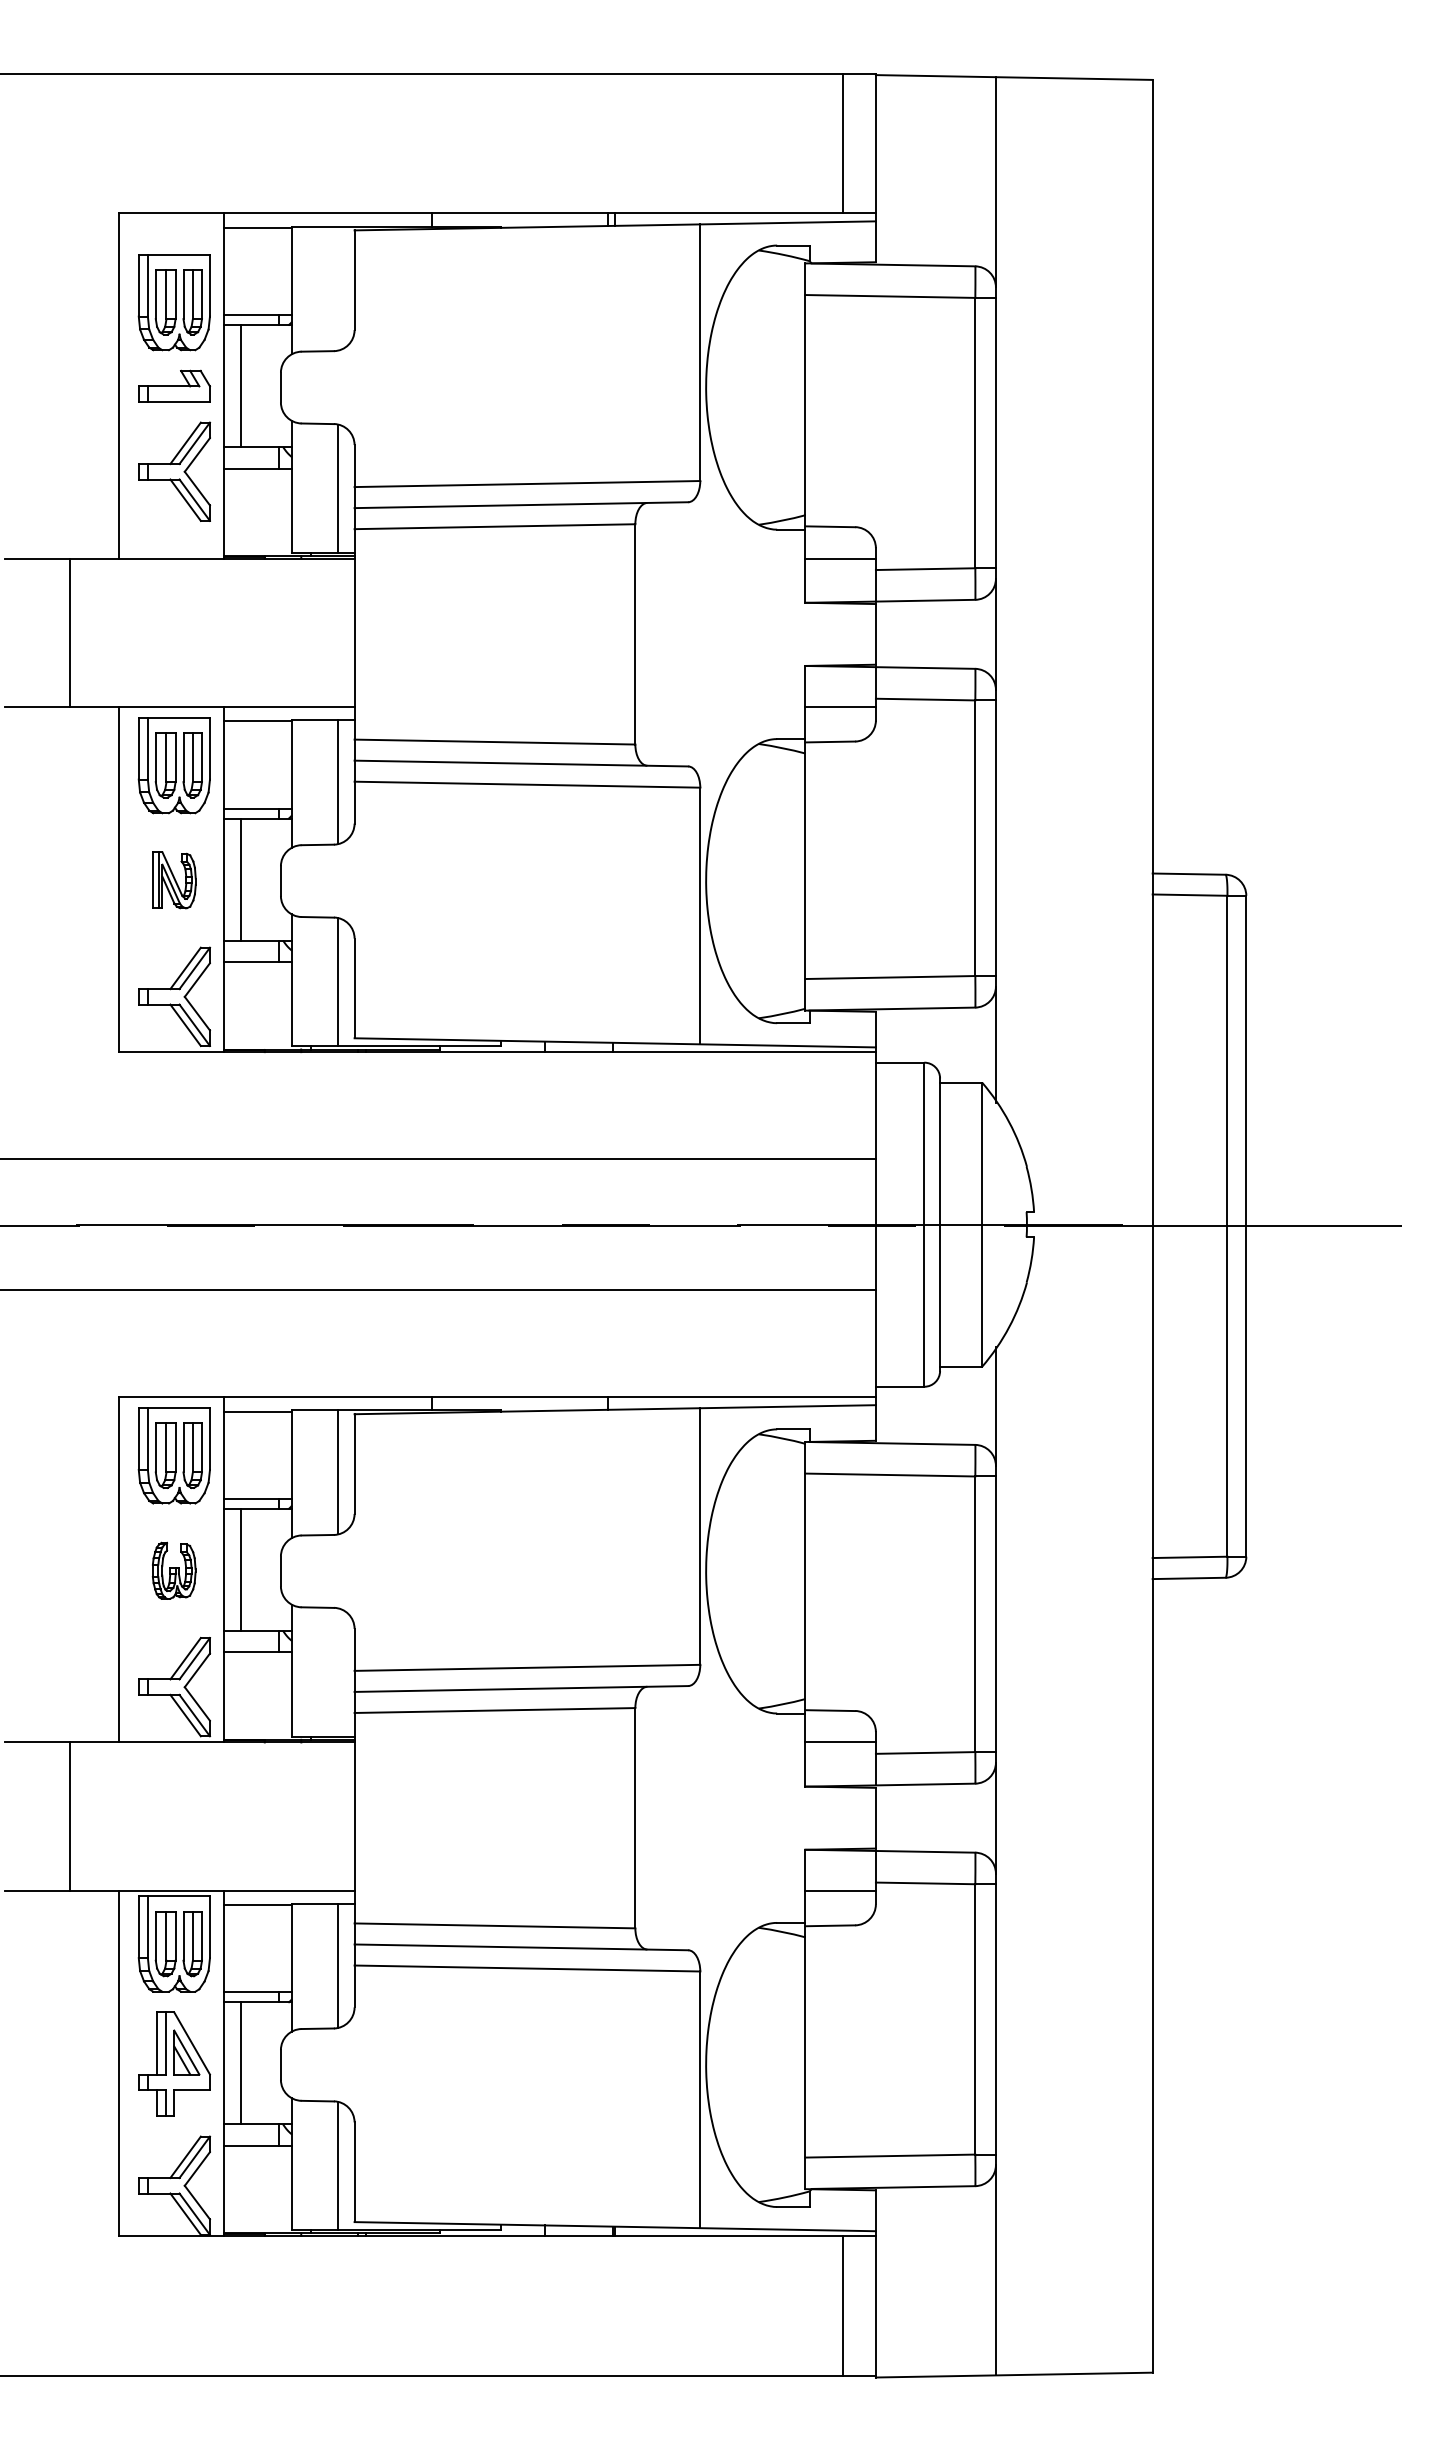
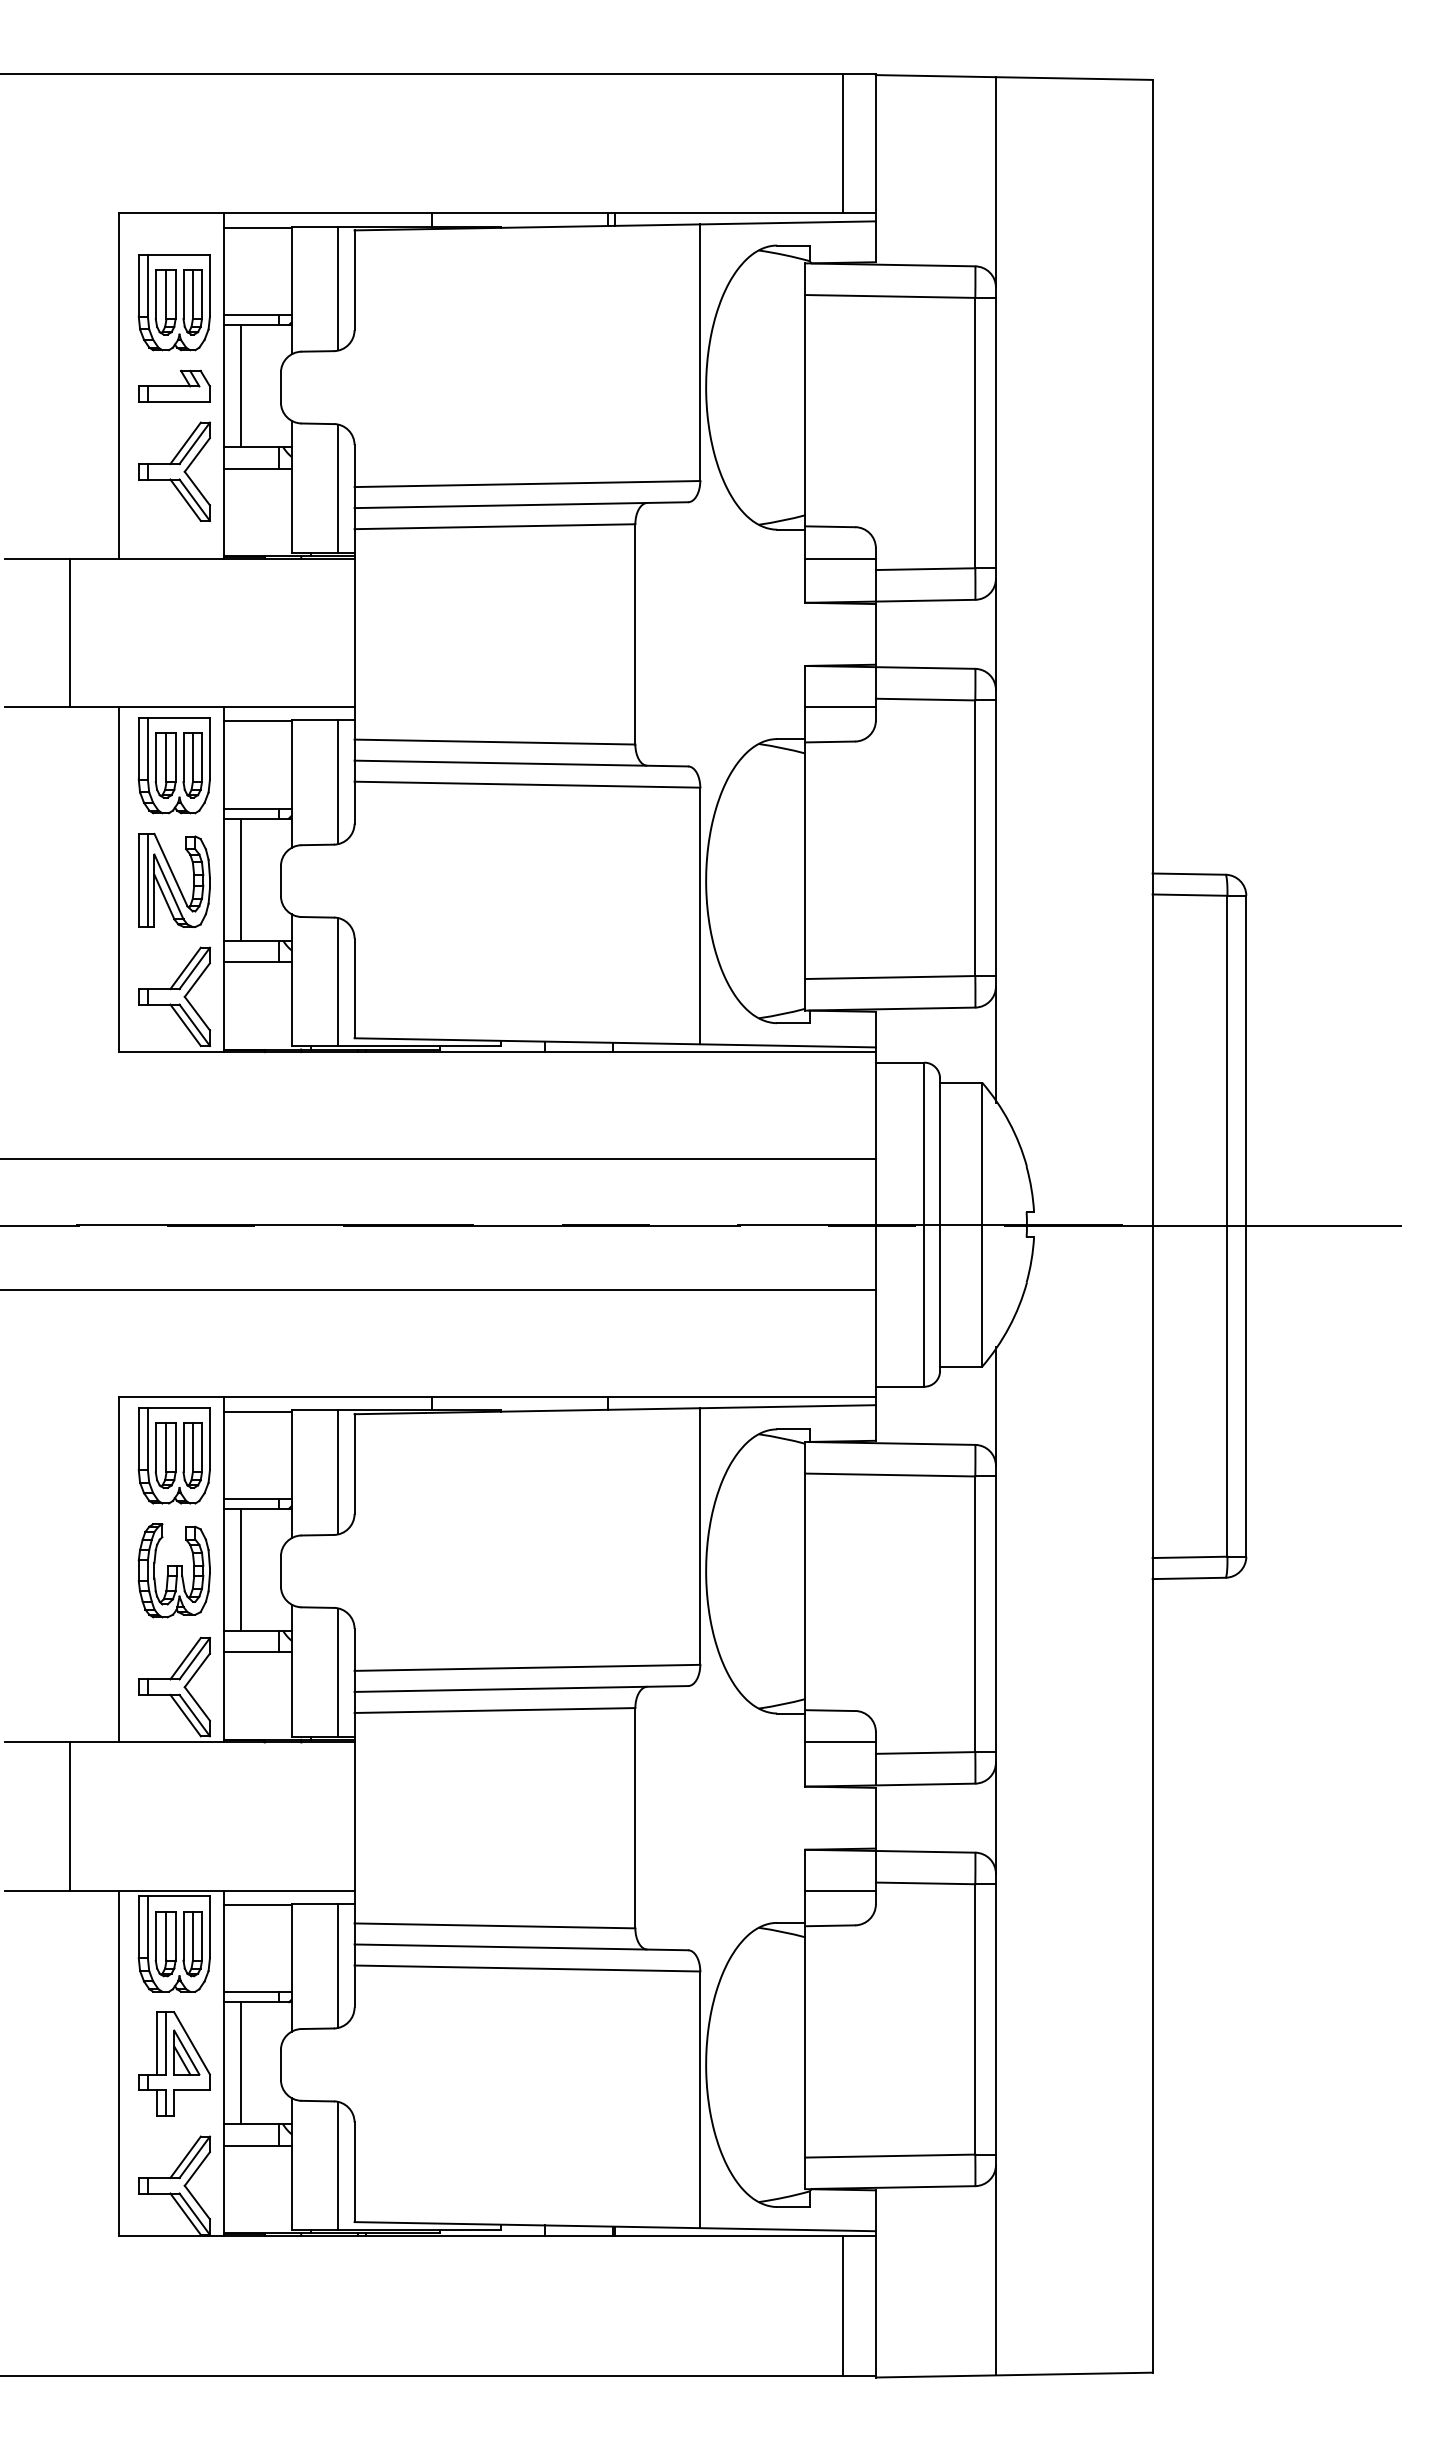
line: none -> present (337, 288)
part size: 45x59 px -> 73x96 px (174, 879)
part size: 46x59 px -> 74x96 px (173, 1570)
line: none -> present (337, 1672)
